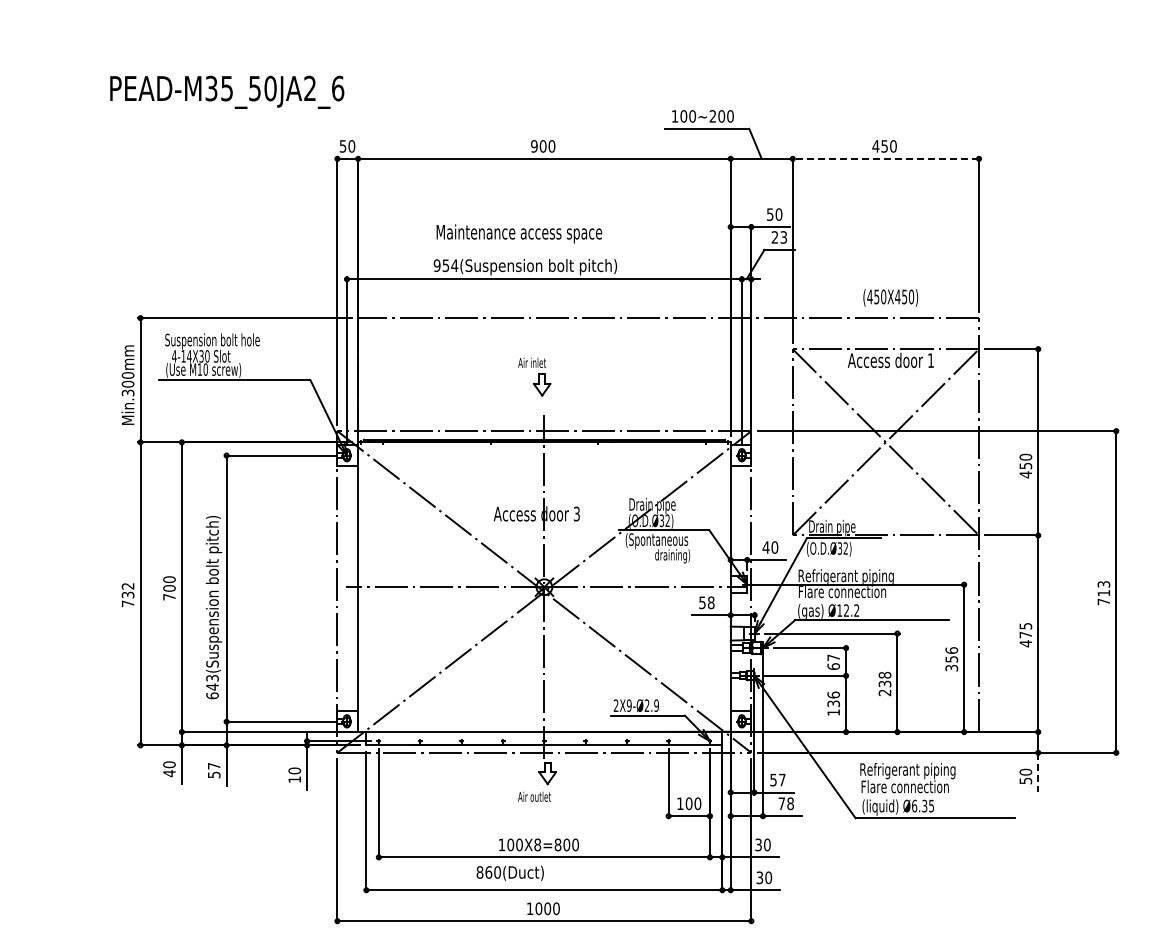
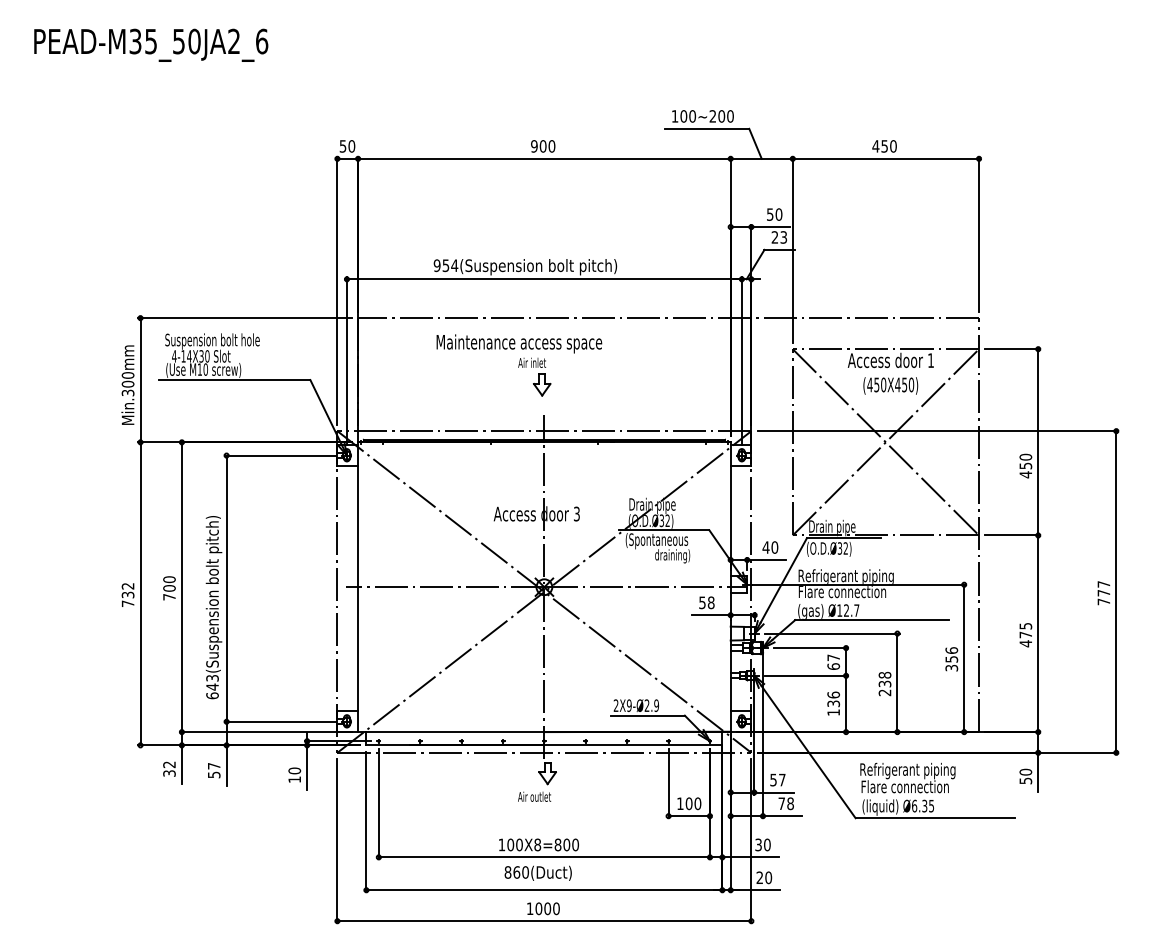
text position: (227, 91) -> (151, 44) (151, 44)
line: dashed -> solid (885, 158)
text position: (519, 233) -> (519, 343) (519, 343)
text position: (890, 297) -> (890, 385) (890, 385)
text: 713 -> 777 (1103, 588)
text: Ø12.2 -> Ø12.7 (856, 610)
text: 40 -> 32 (169, 769)
line: dashed -> solid (1038, 772)
text position: (509, 872) -> (537, 872) (537, 872)
text: 30 -> 20 (759, 878)
